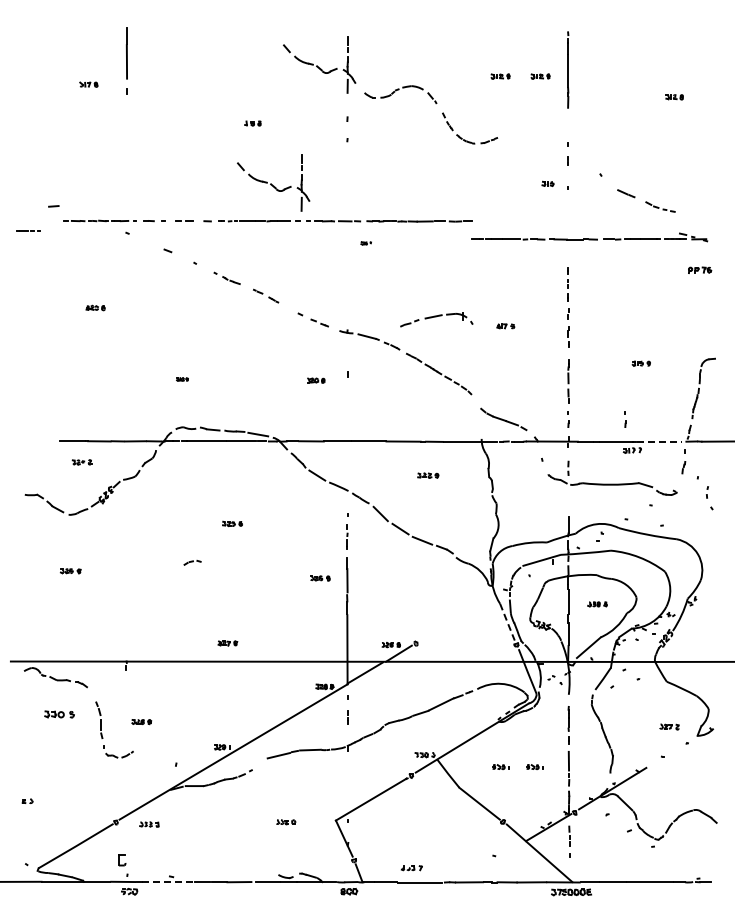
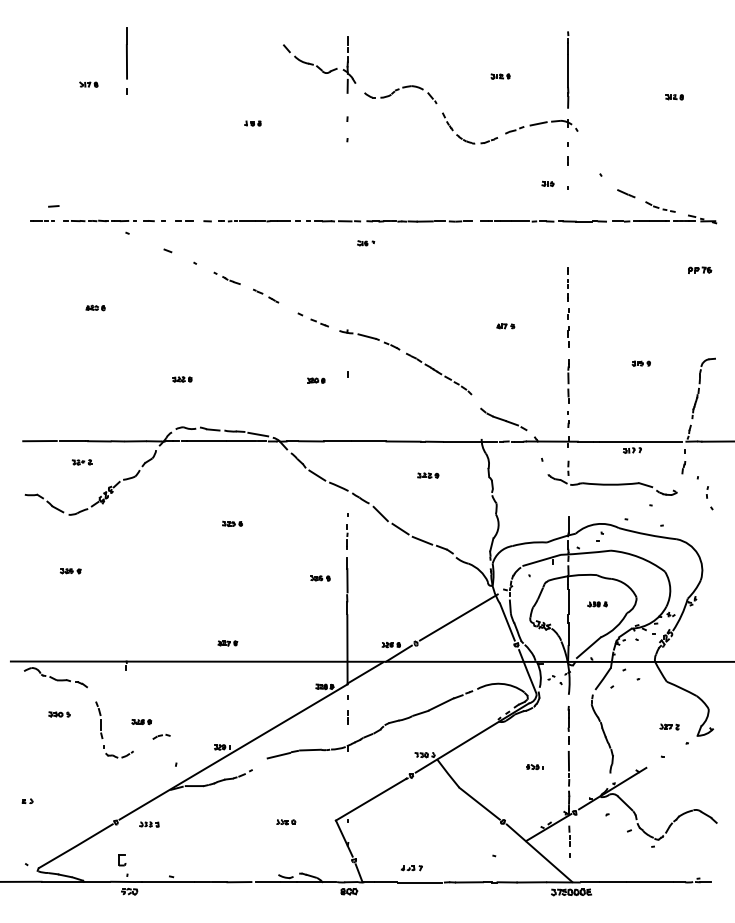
part: present -> none (540, 76)
part: present -> none (273, 182)
line position: (28, 230) -> (42, 220) (42, 220)
part position: (589, 237) -> (598, 219) (598, 219)
part size: 12x5 px -> 19x7 px (366, 243)
part position: (436, 319) -> (541, 126) (541, 126)
part size: 13x5 px -> 21x7 px (182, 379)
part: present -> none (625, 419)
line: none -> present (39, 441)
line: dashed -> solid (659, 441)
part position: (192, 562) -> (161, 736) (161, 736)
line: none -> present (458, 617)
line: dashed -> solid (507, 622)
part size: 31x9 px -> 23x7 px (59, 714)
part: present -> none (500, 767)
line: dashed -> solid (168, 882)
